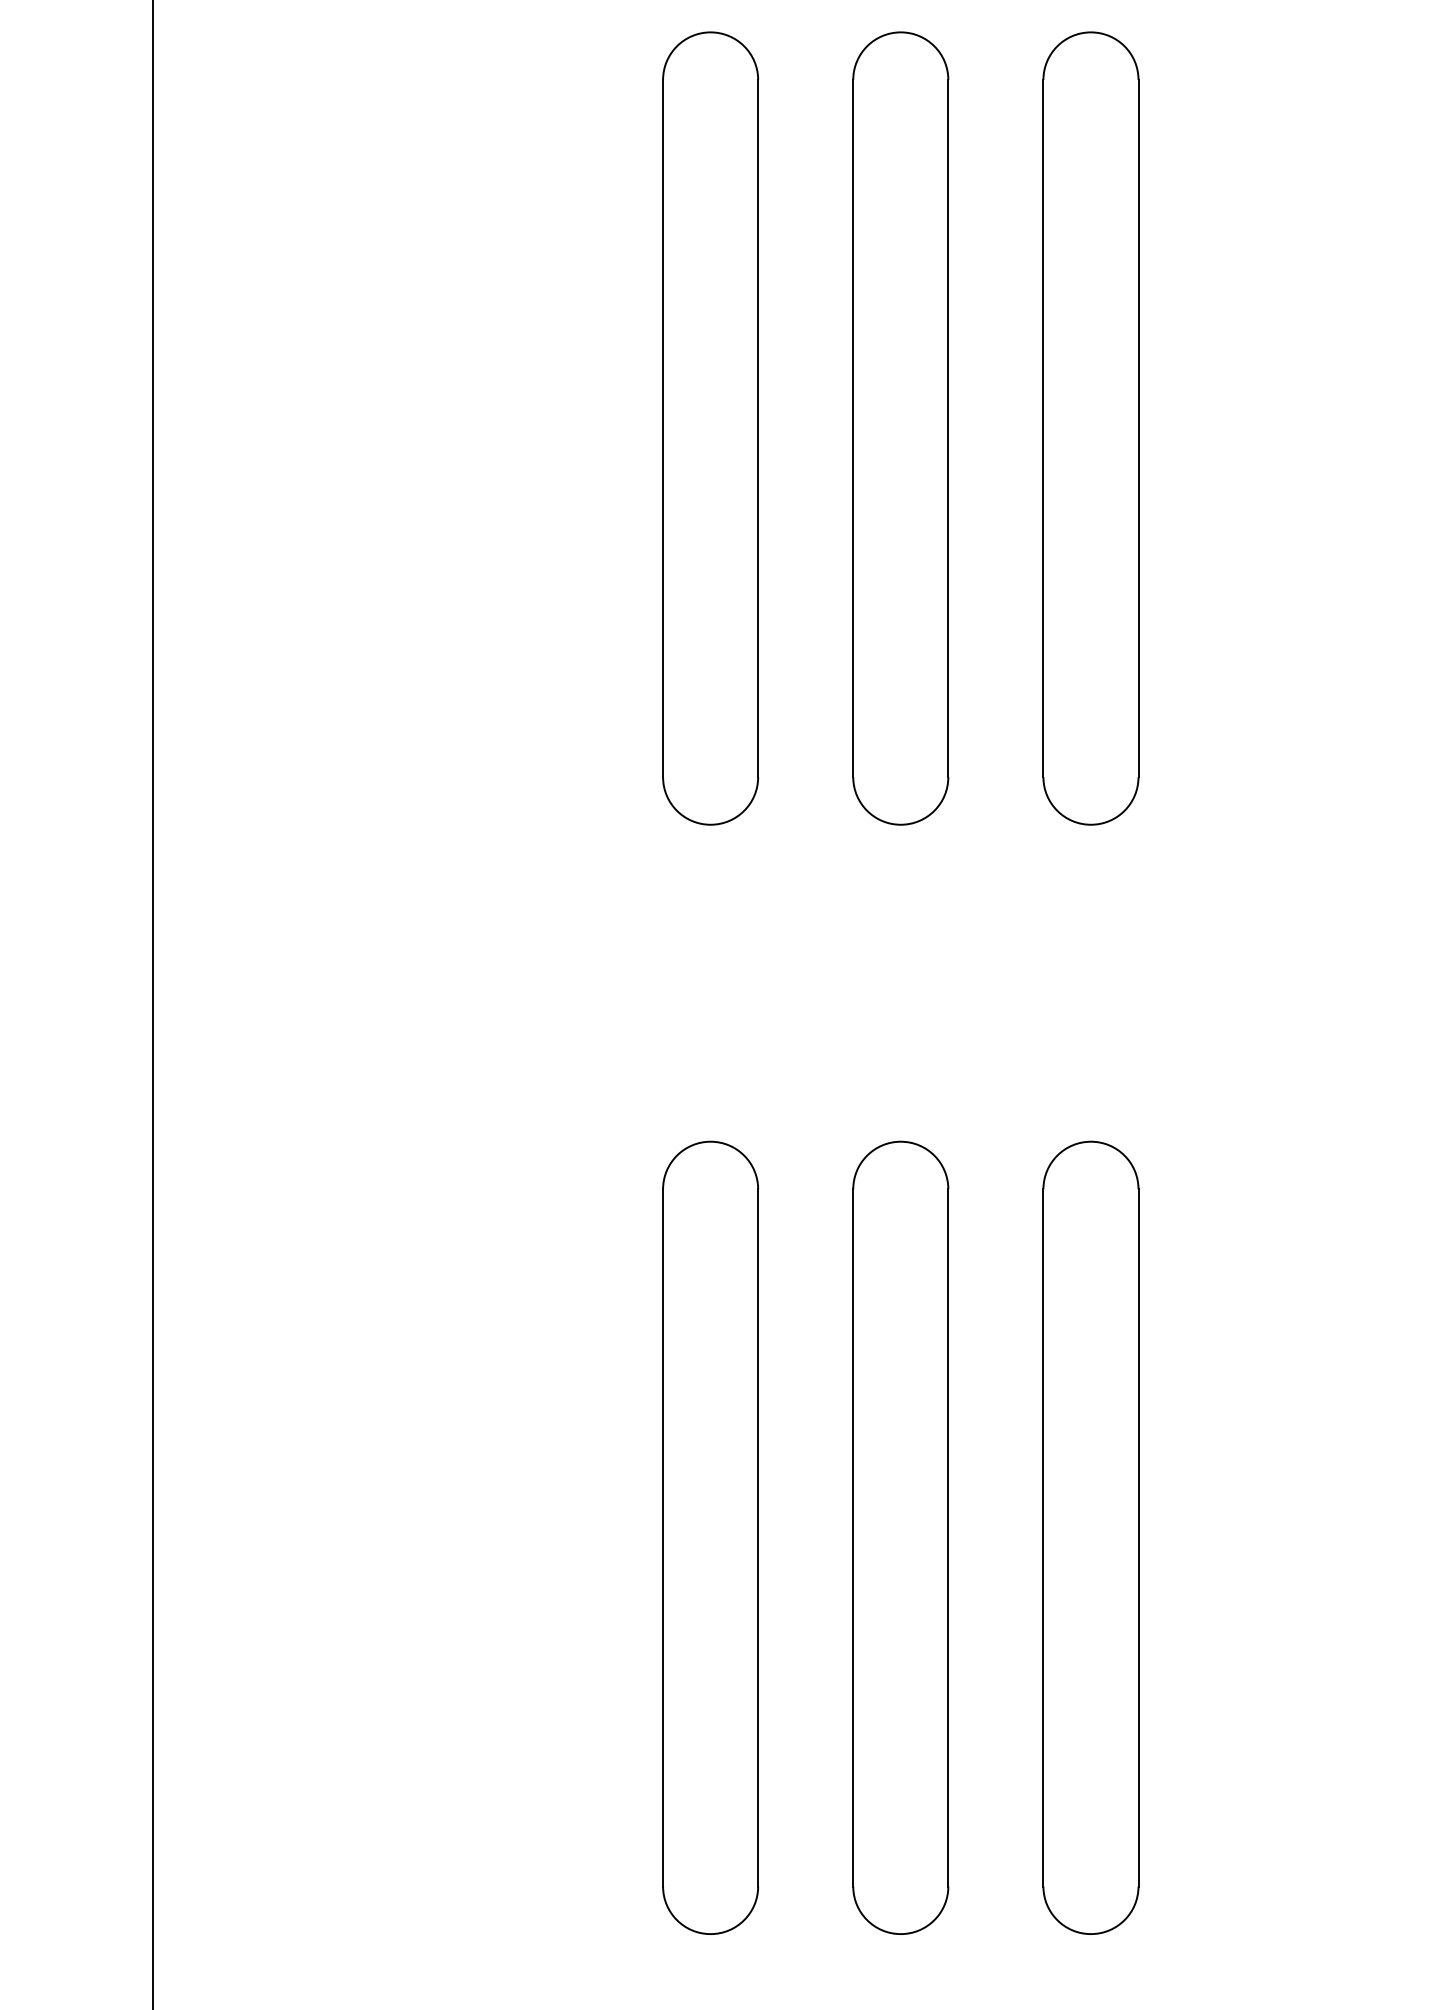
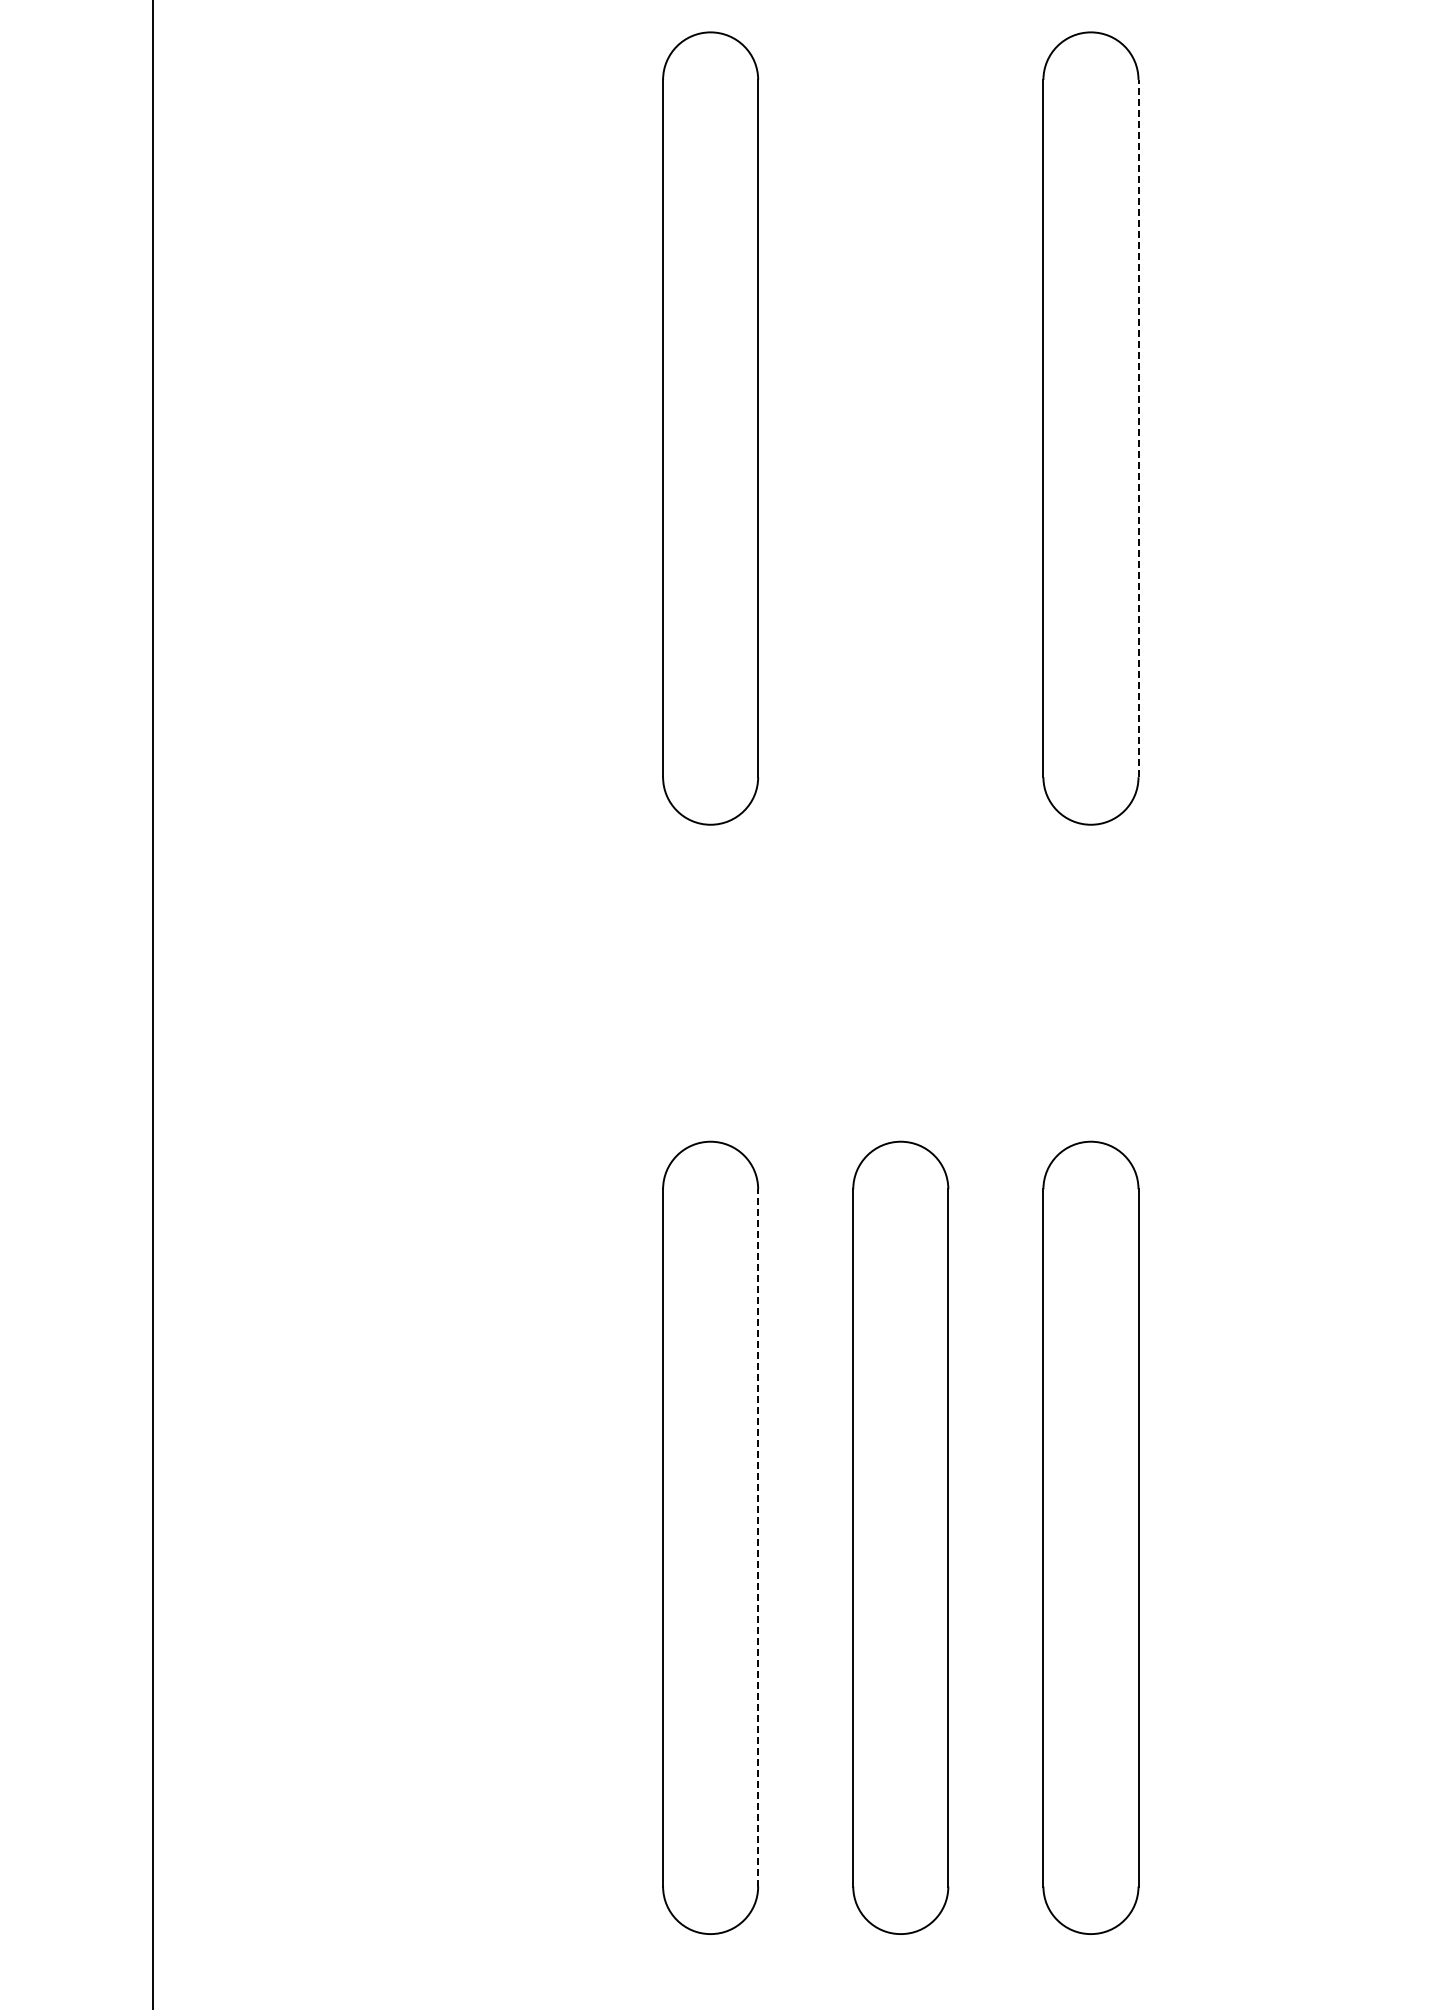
part: present -> none (900, 428)
line: solid -> dashed (1138, 428)
line: solid -> dashed (758, 1537)
